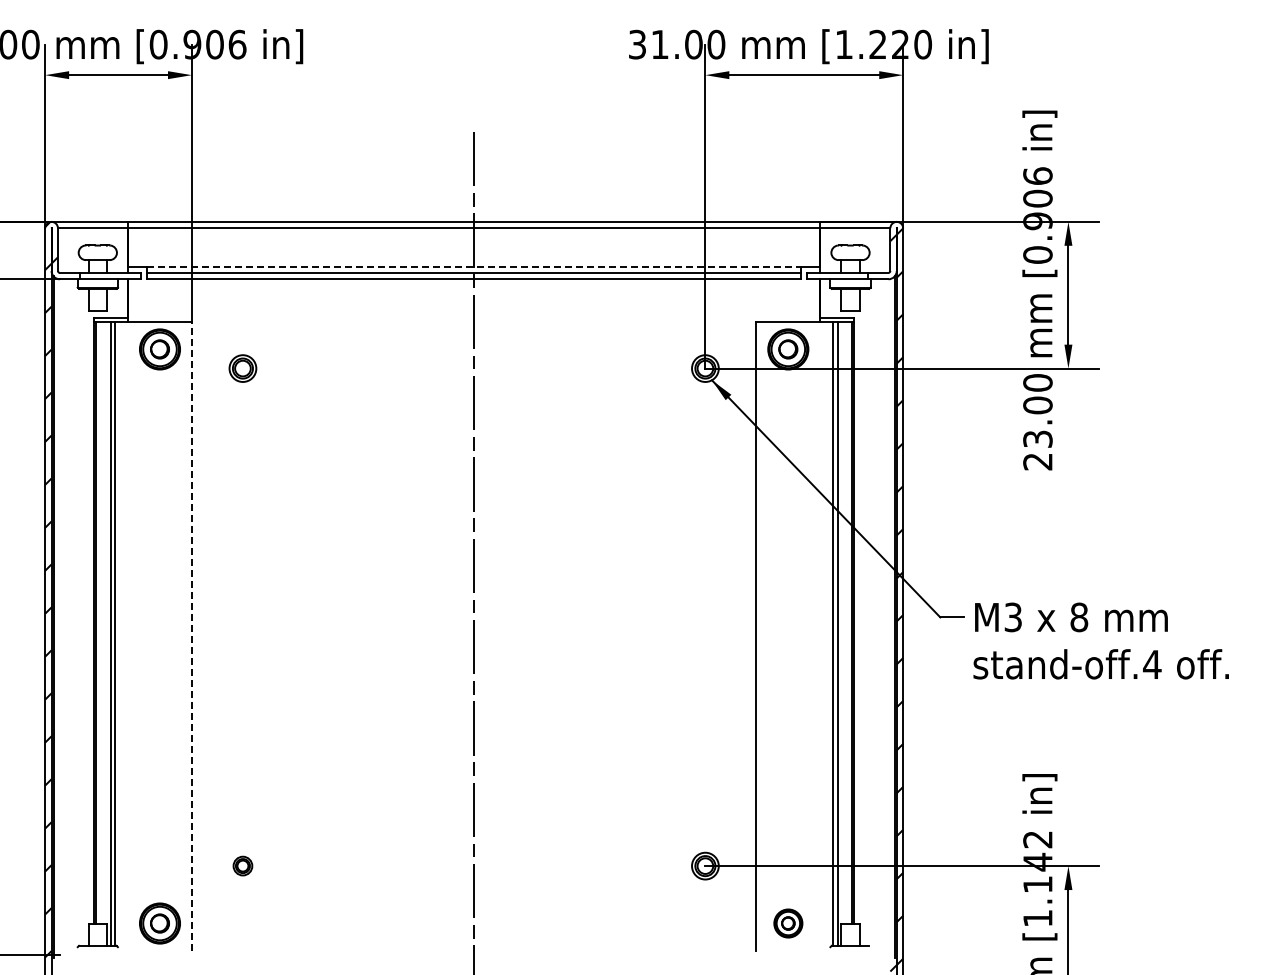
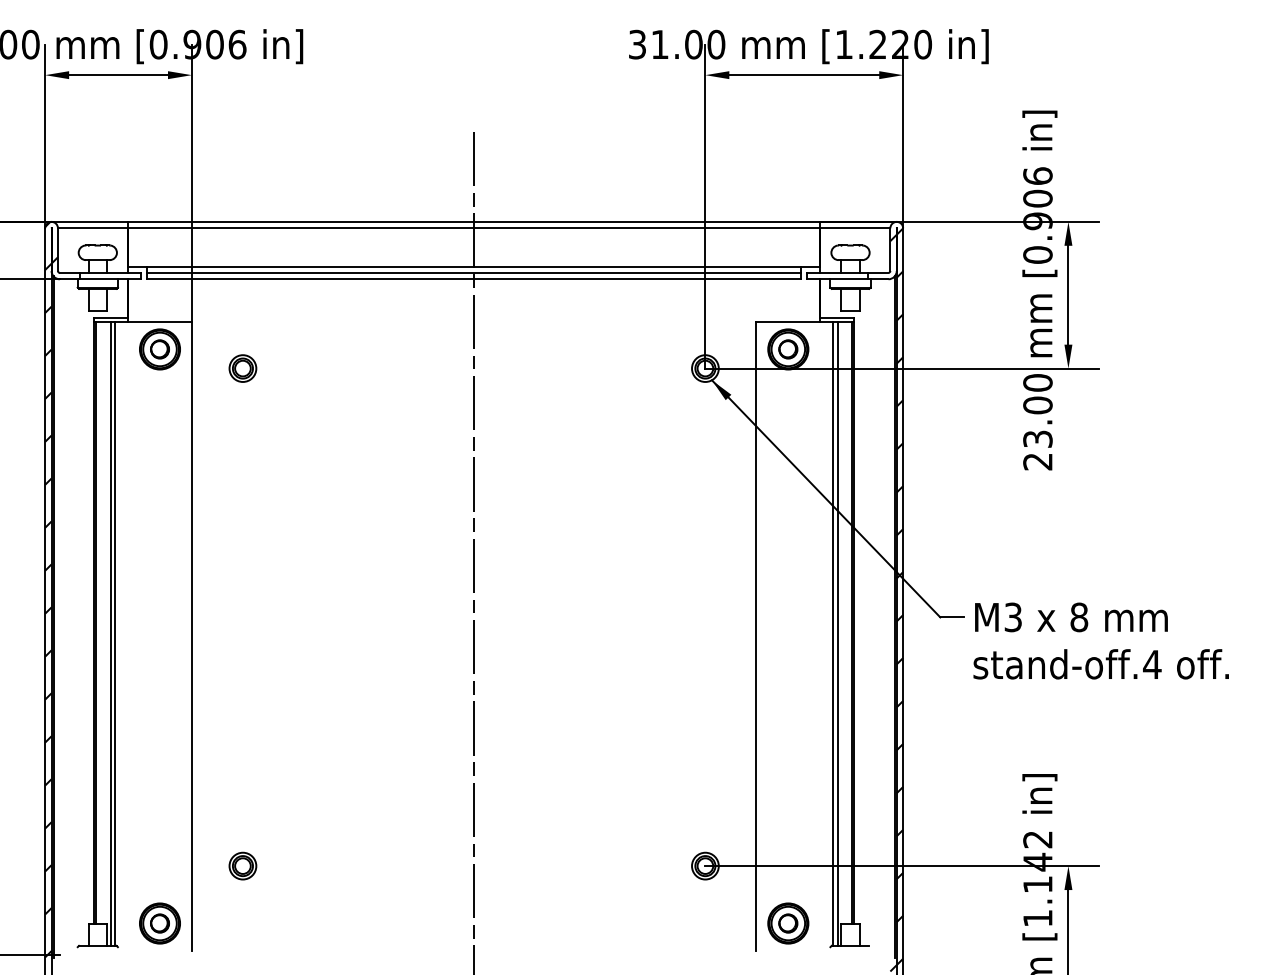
line: dashed -> solid (474, 266)
line: dashed -> solid (191, 636)
part size: 22x22 px -> 30x30 px (242, 865)
part size: 31x31 px -> 43x43 px (788, 923)
